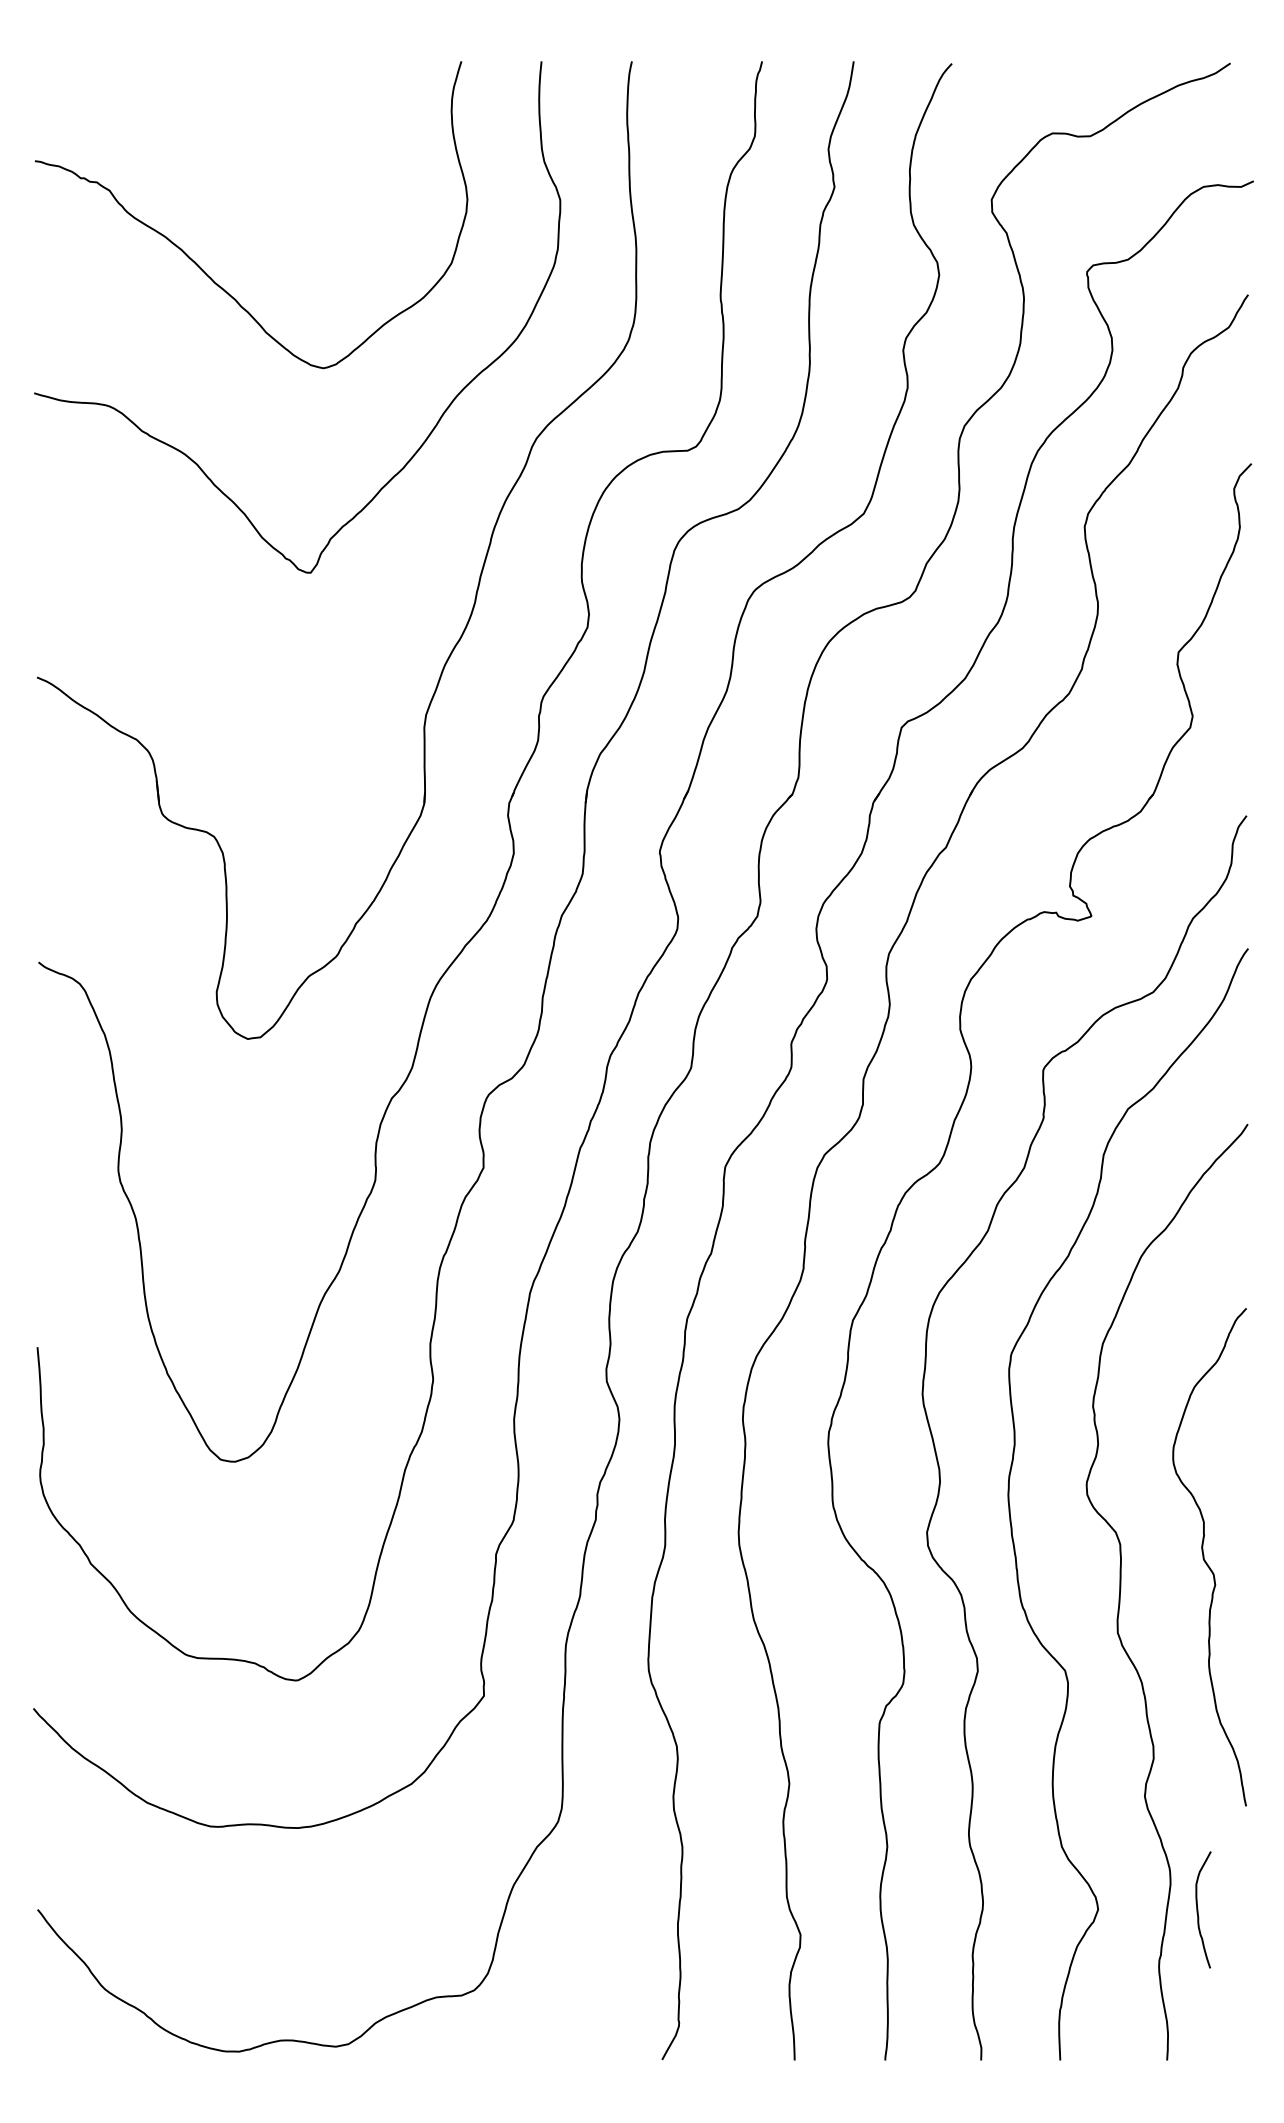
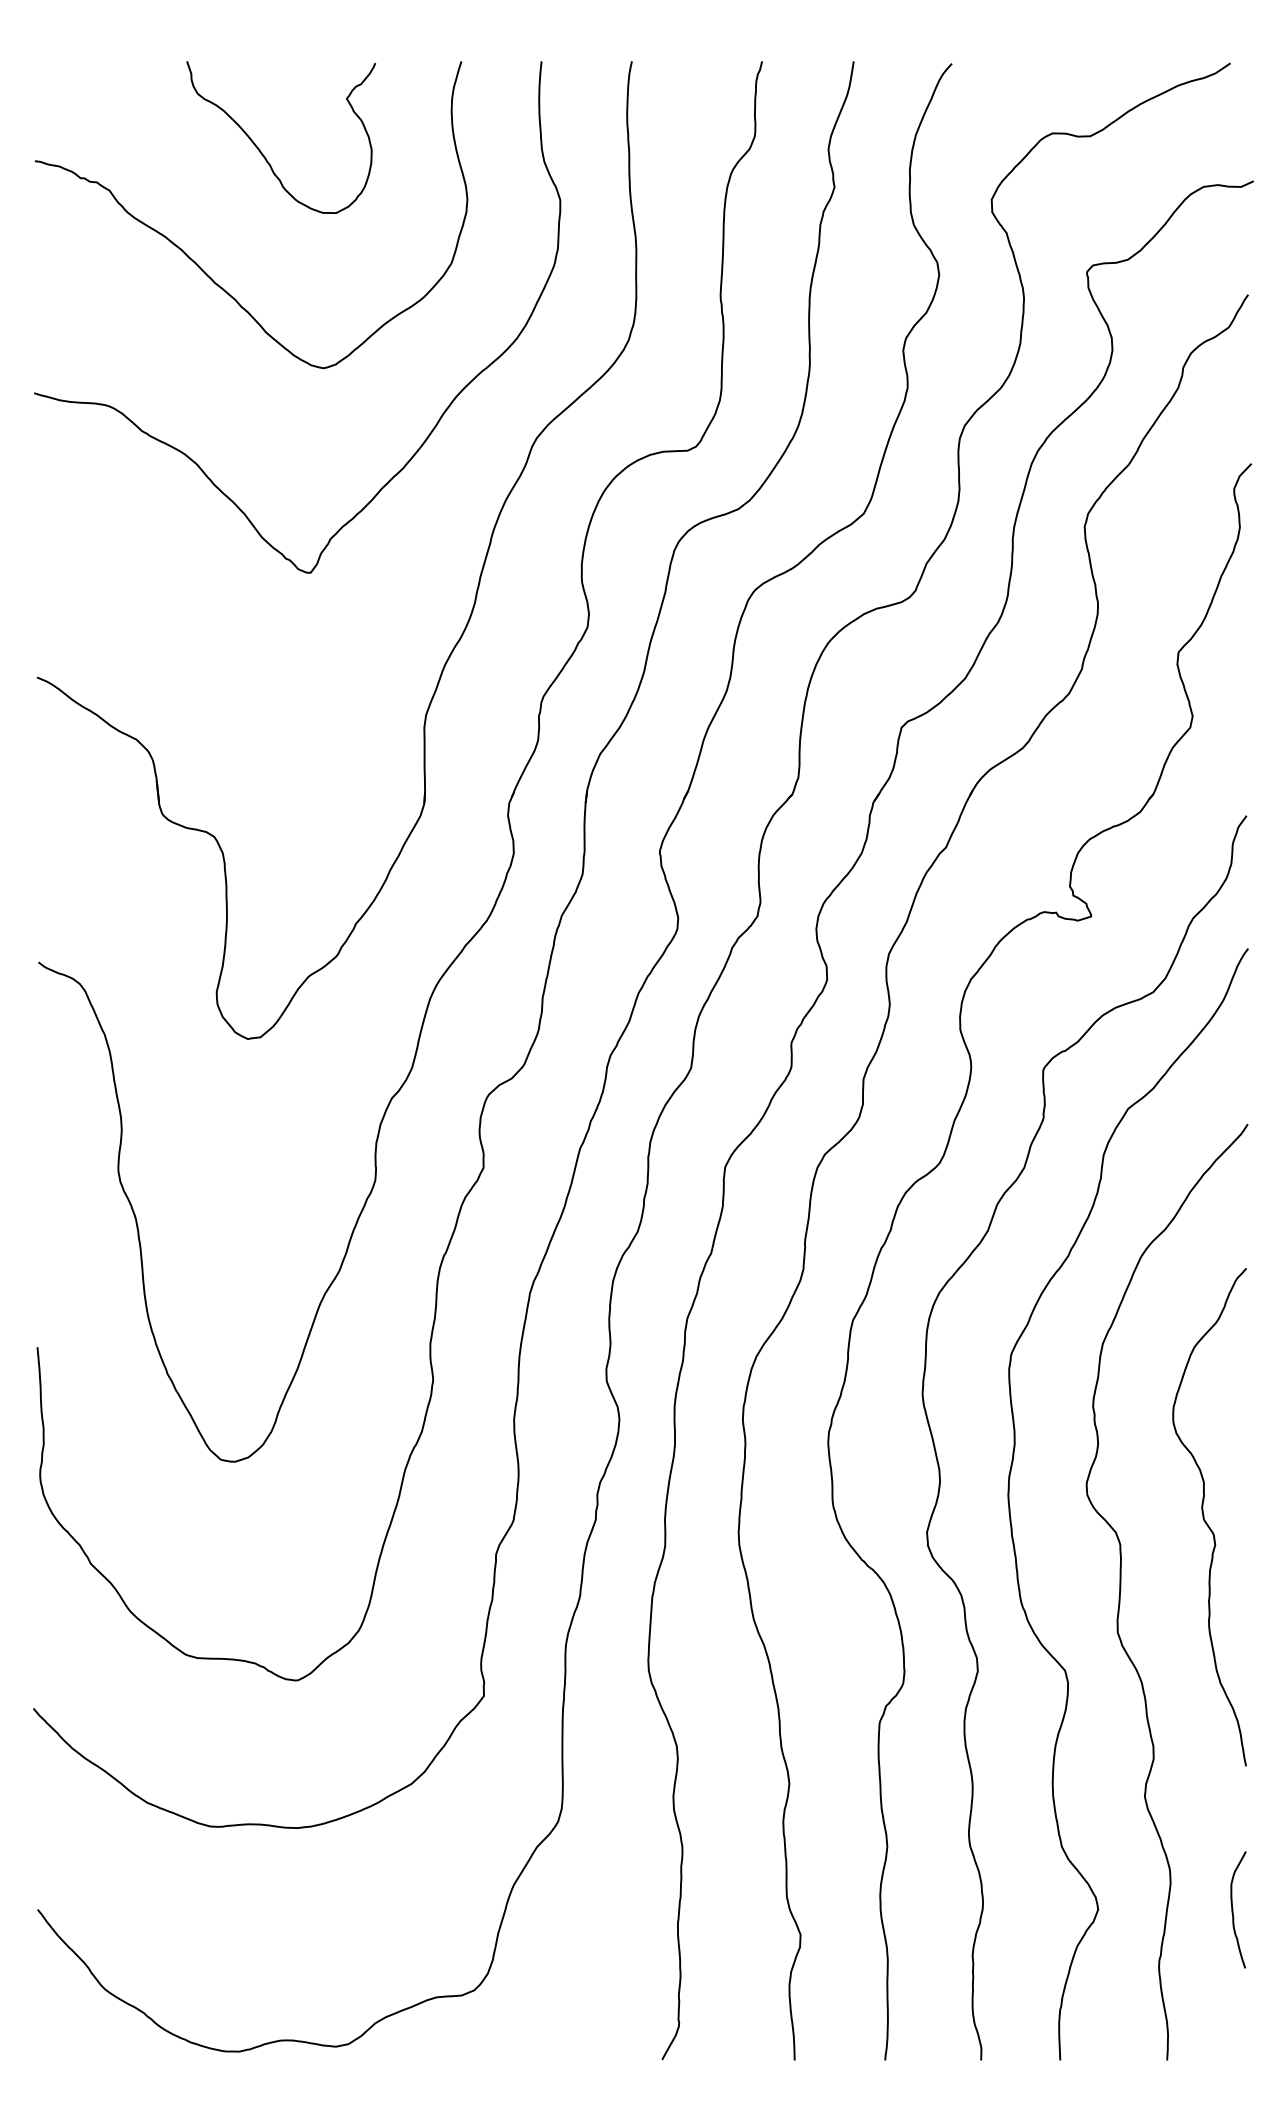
curve: none -> present (260, 149)
curve position: (1204, 1557) -> (1204, 1517) (1204, 1517)
curve position: (1198, 1909) -> (1233, 1909) (1233, 1909)
